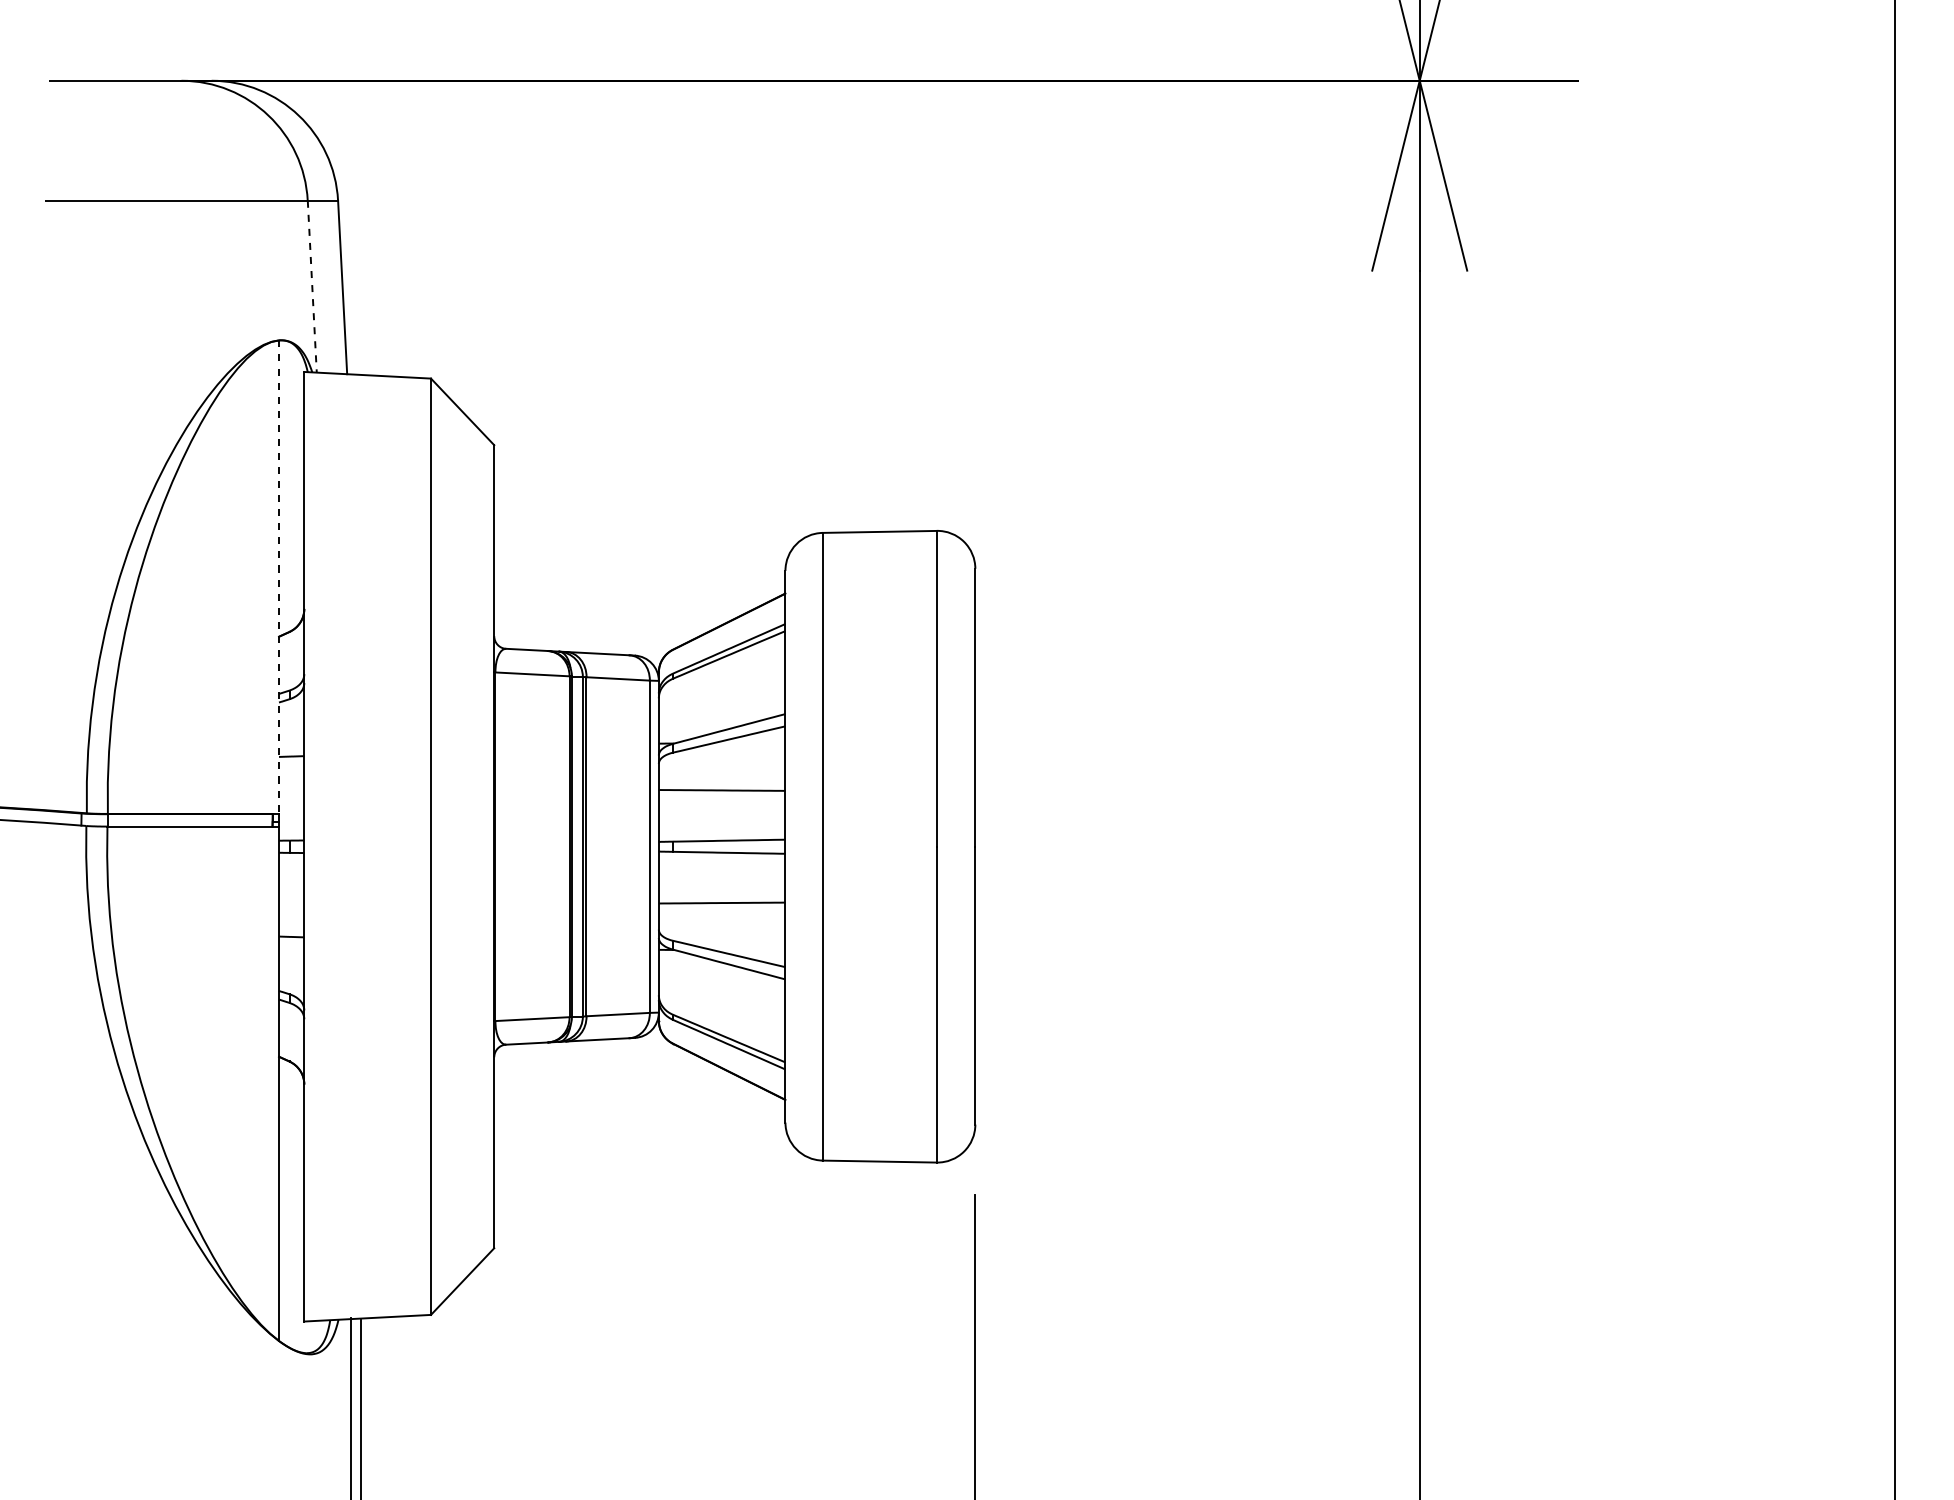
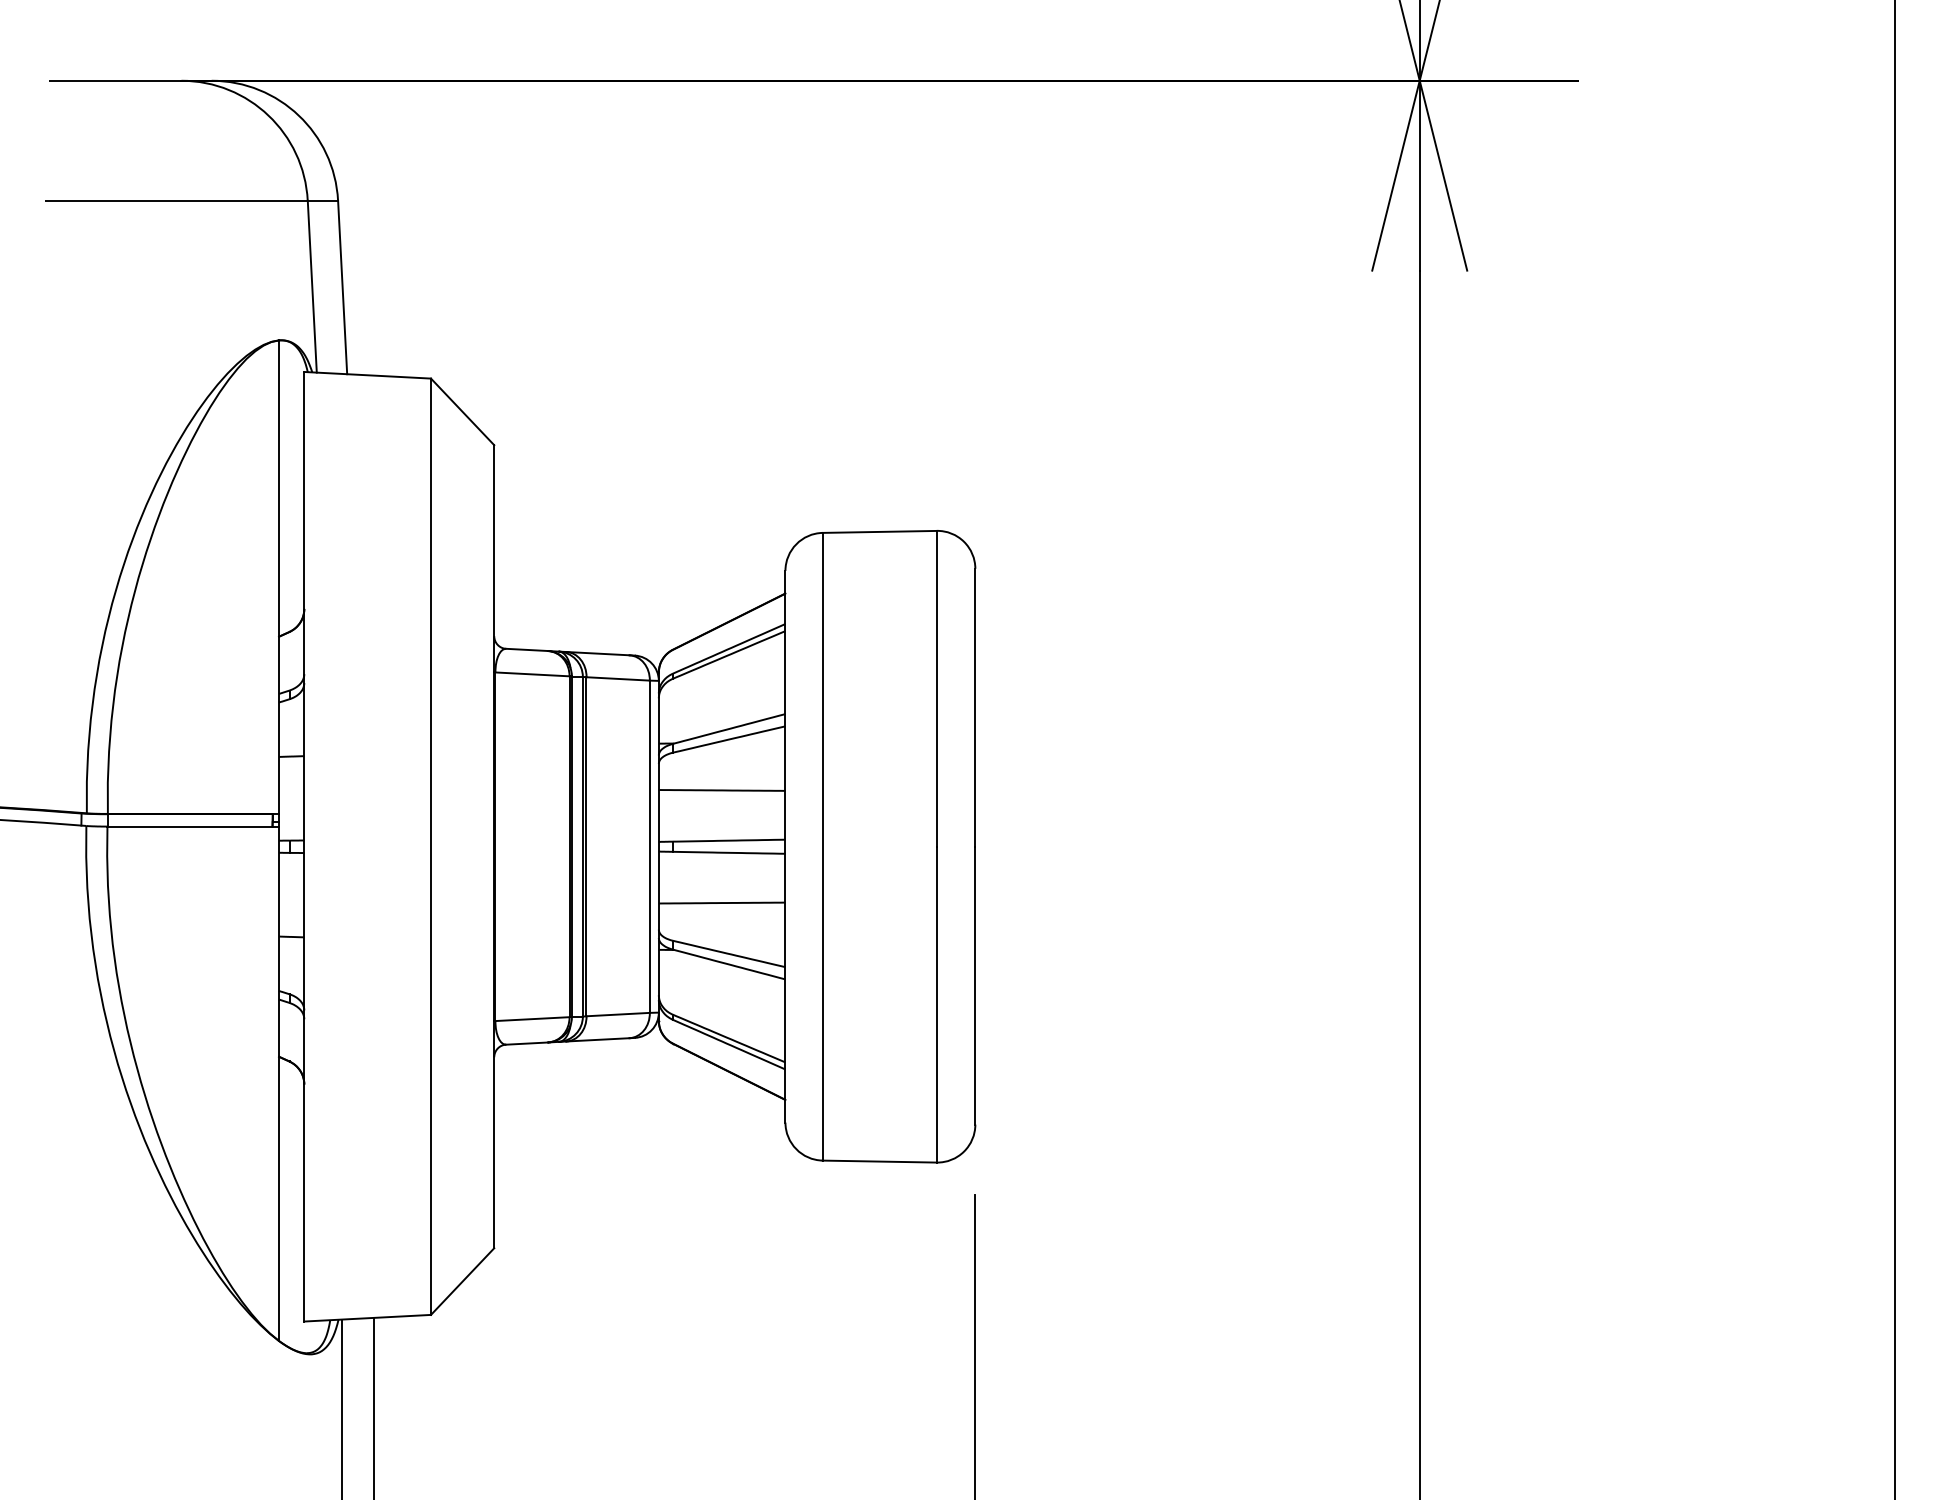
line: dashed -> solid (312, 287)
line: dashed -> solid (279, 577)
line position: (350, 1406) -> (373, 1406) (373, 1406)
line position: (360, 1407) -> (341, 1407) (341, 1407)
